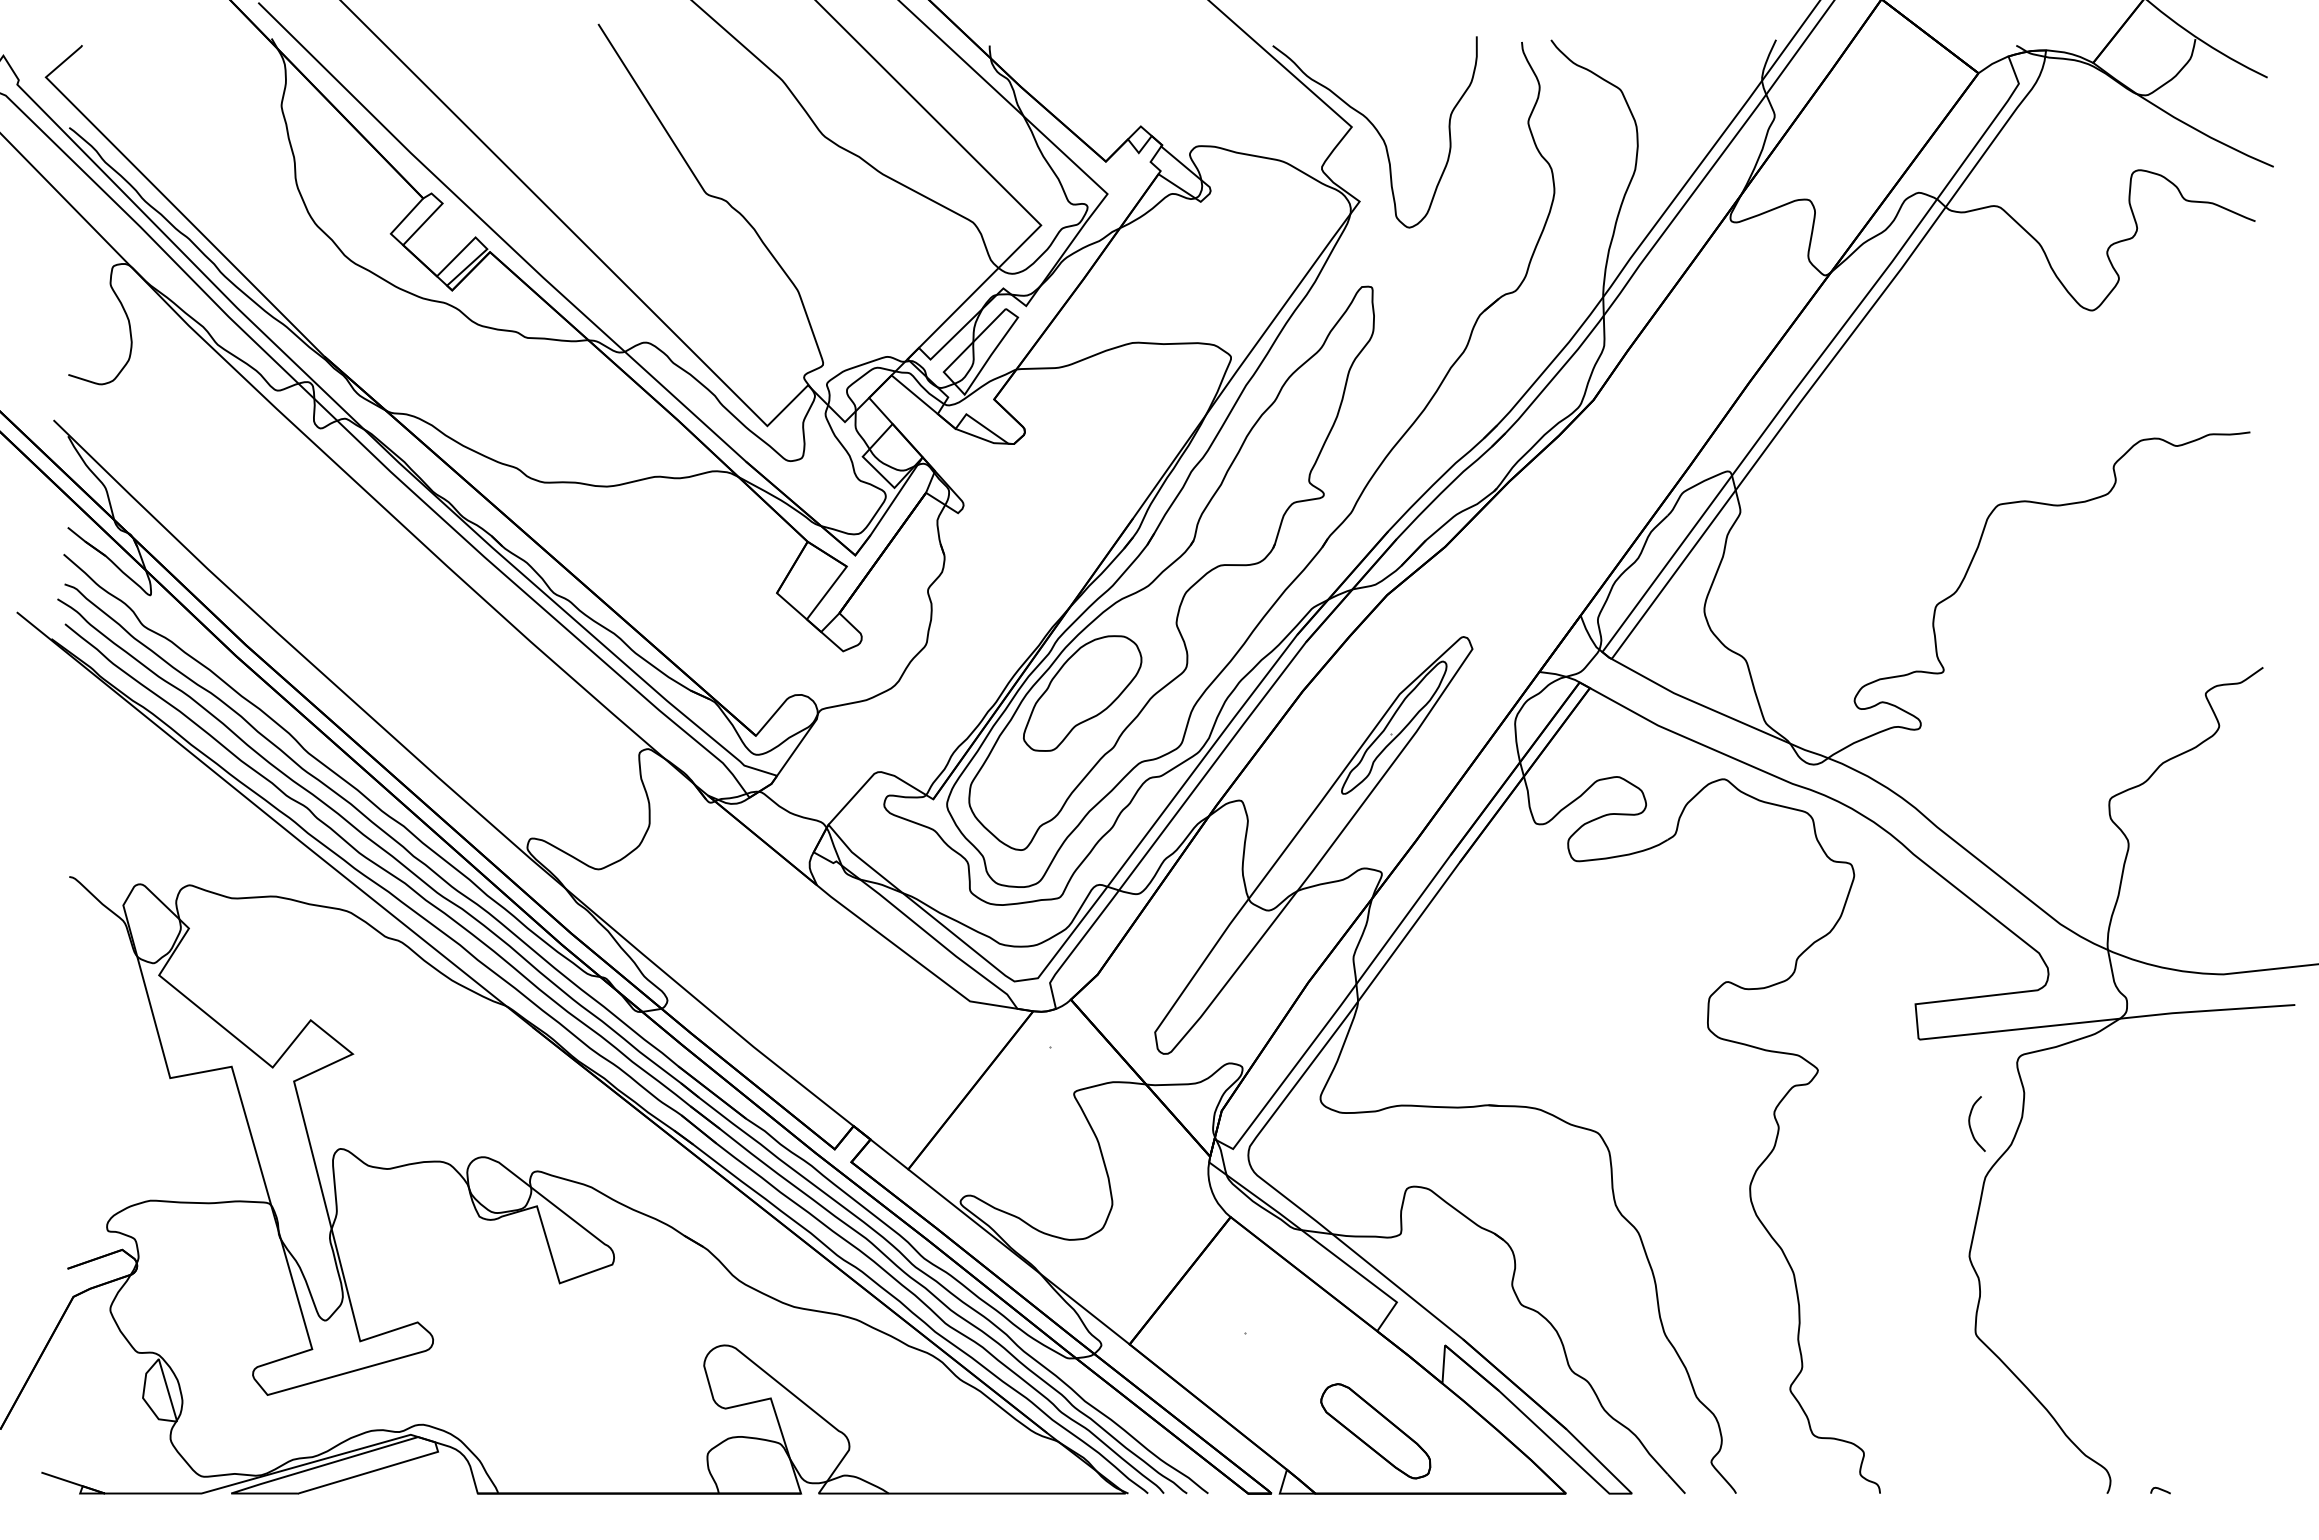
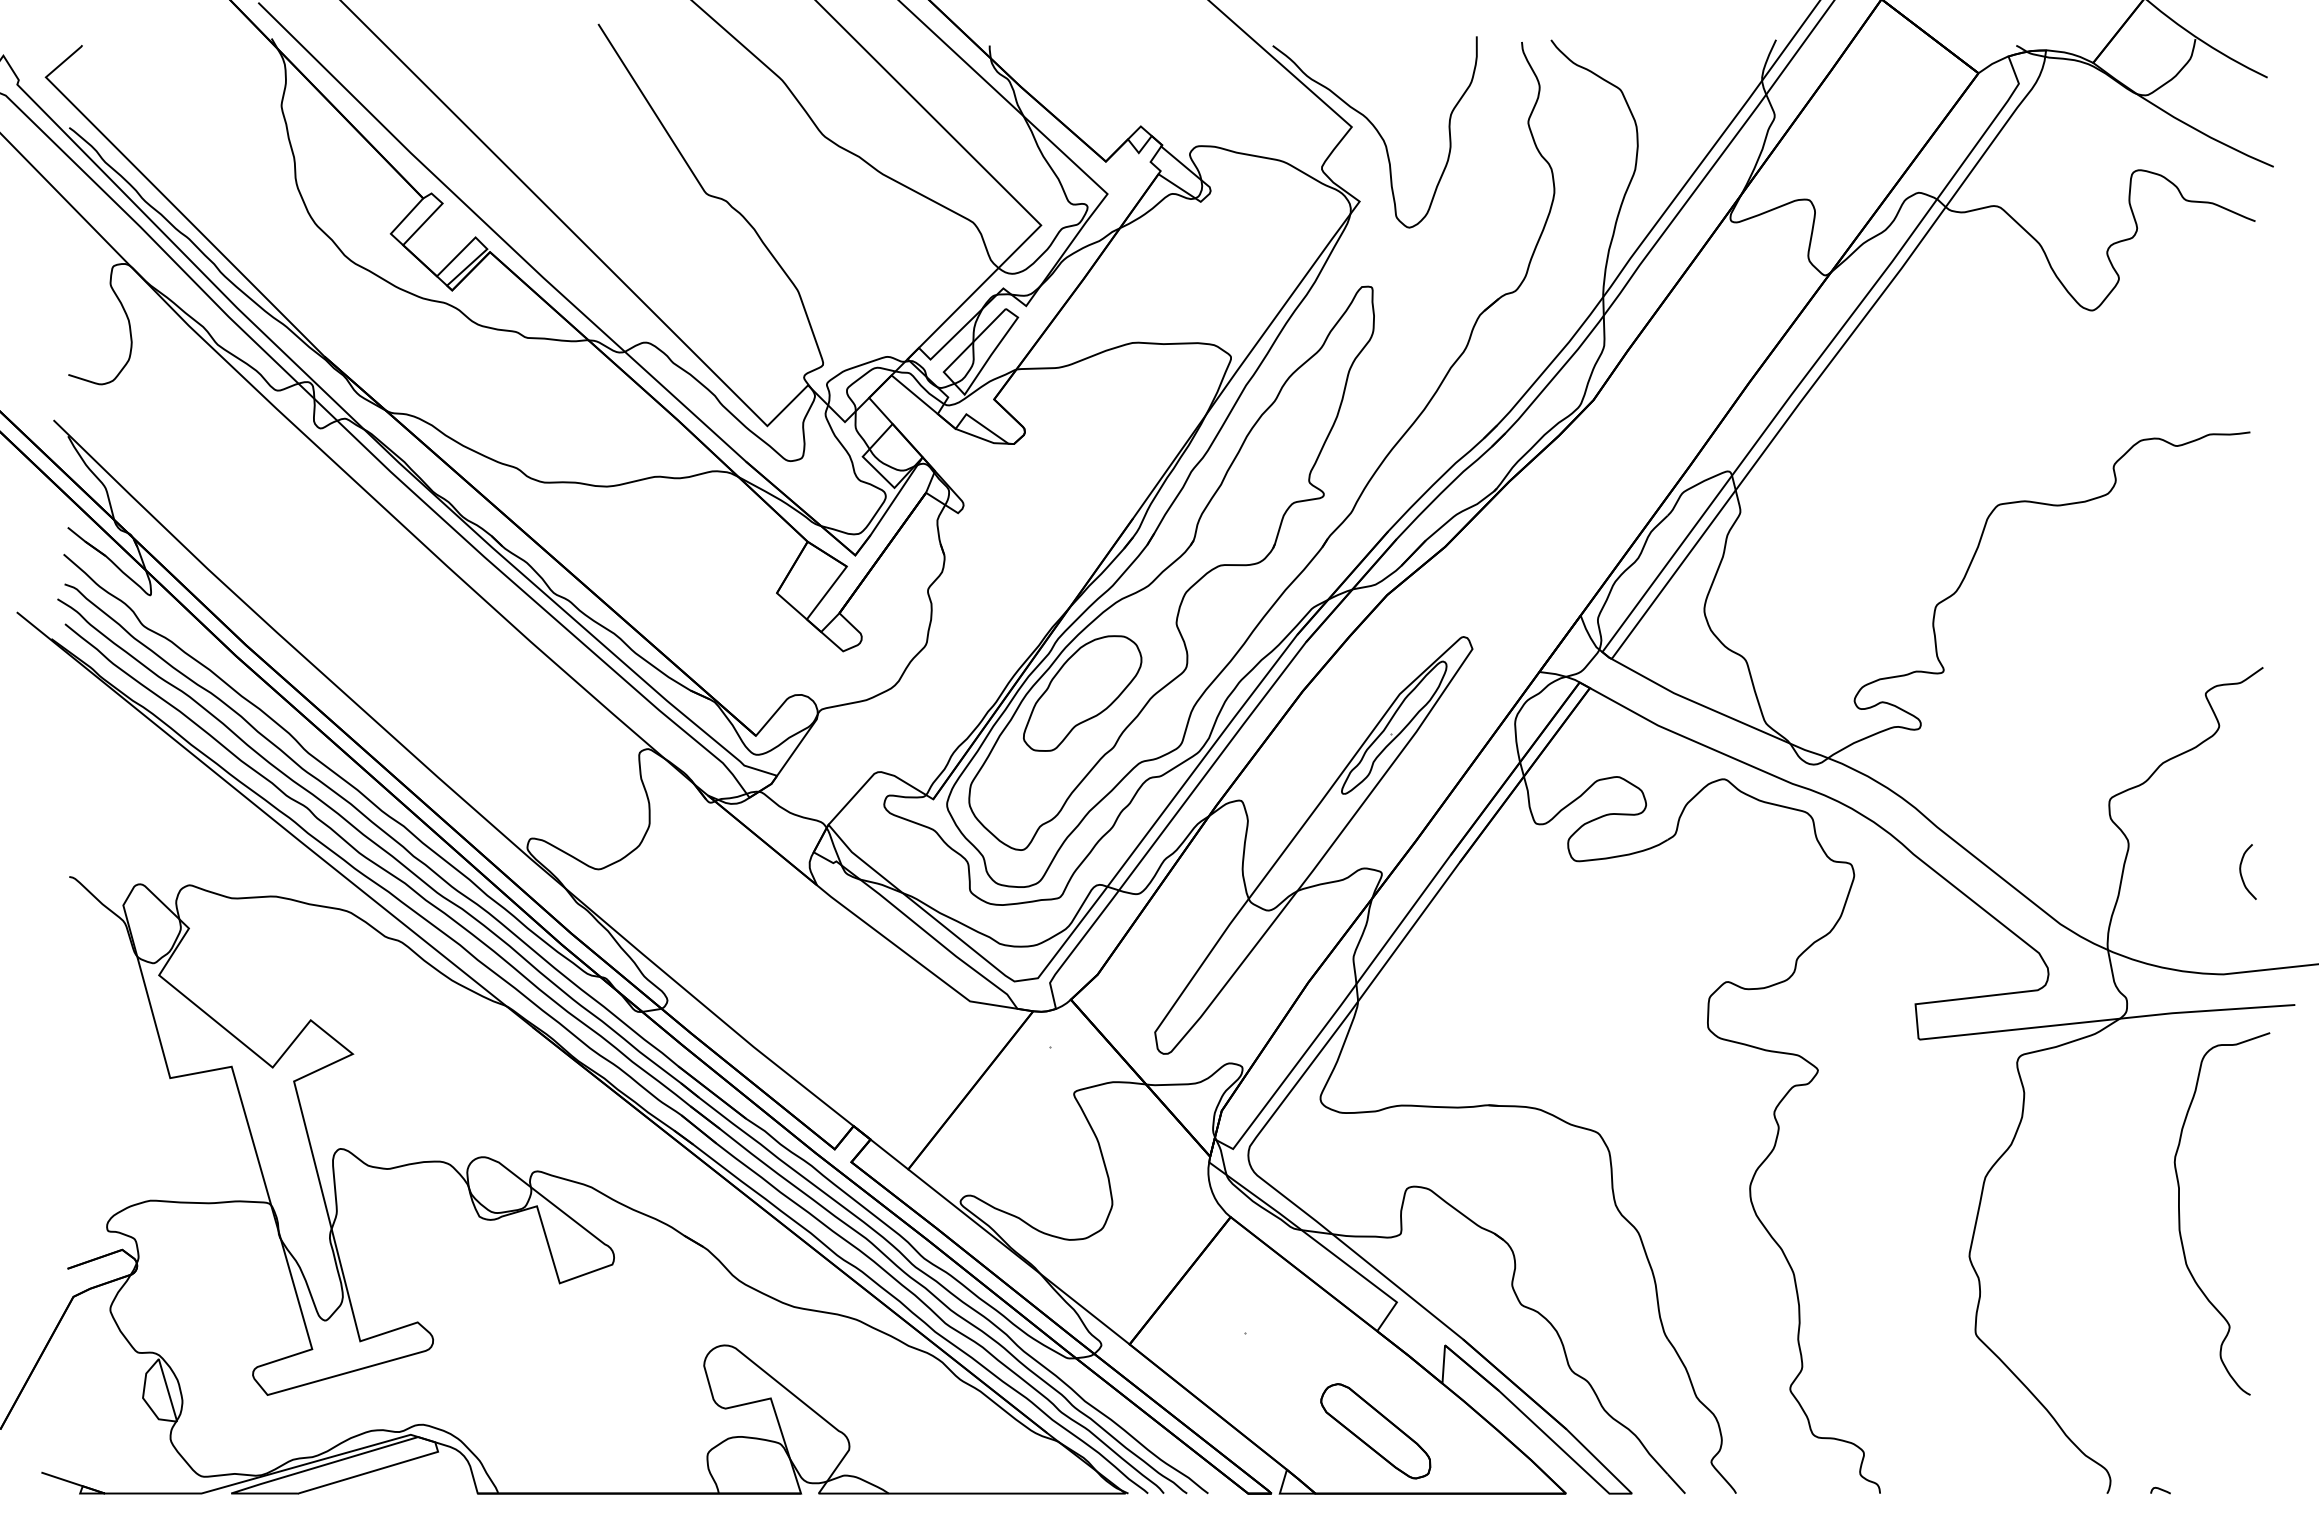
curve position: (1970, 1123) -> (2241, 871) (2241, 871)
curve: none -> present (2180, 1214)
